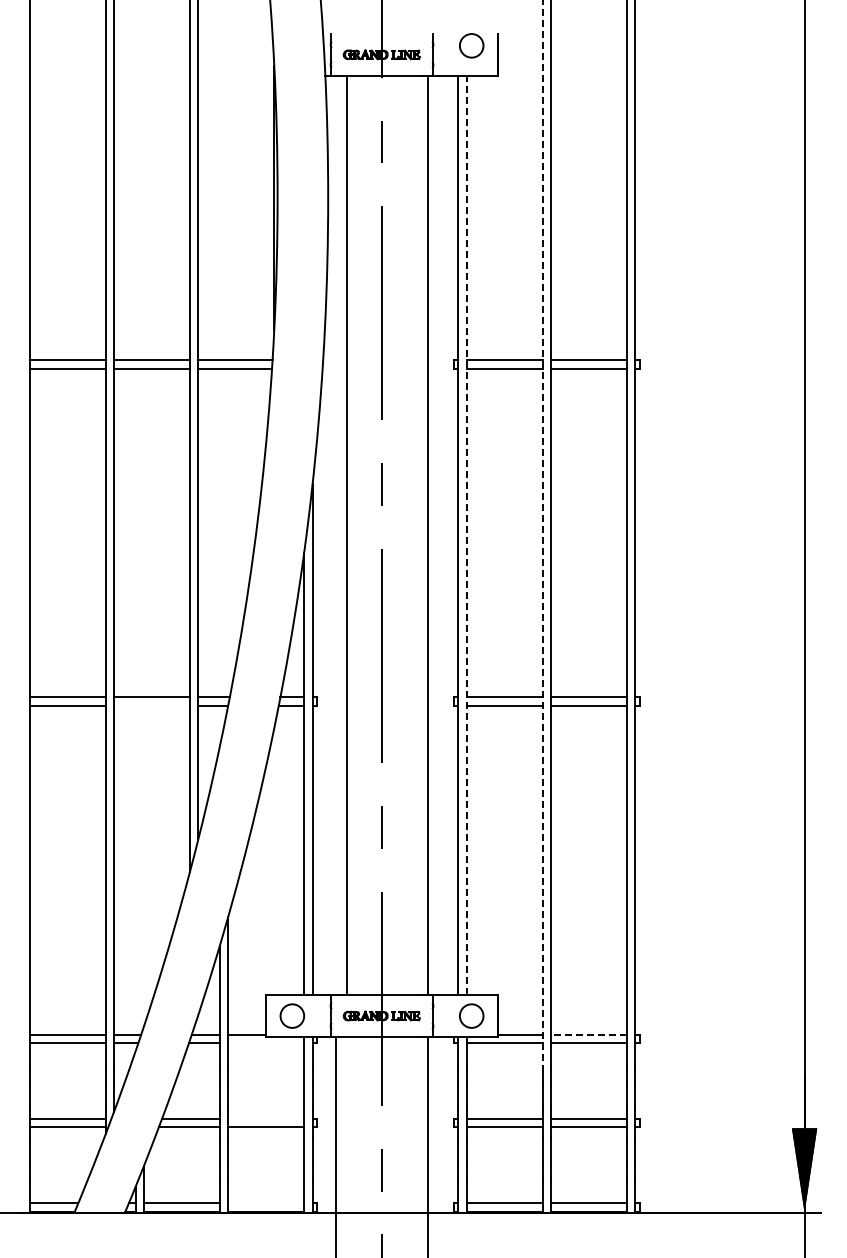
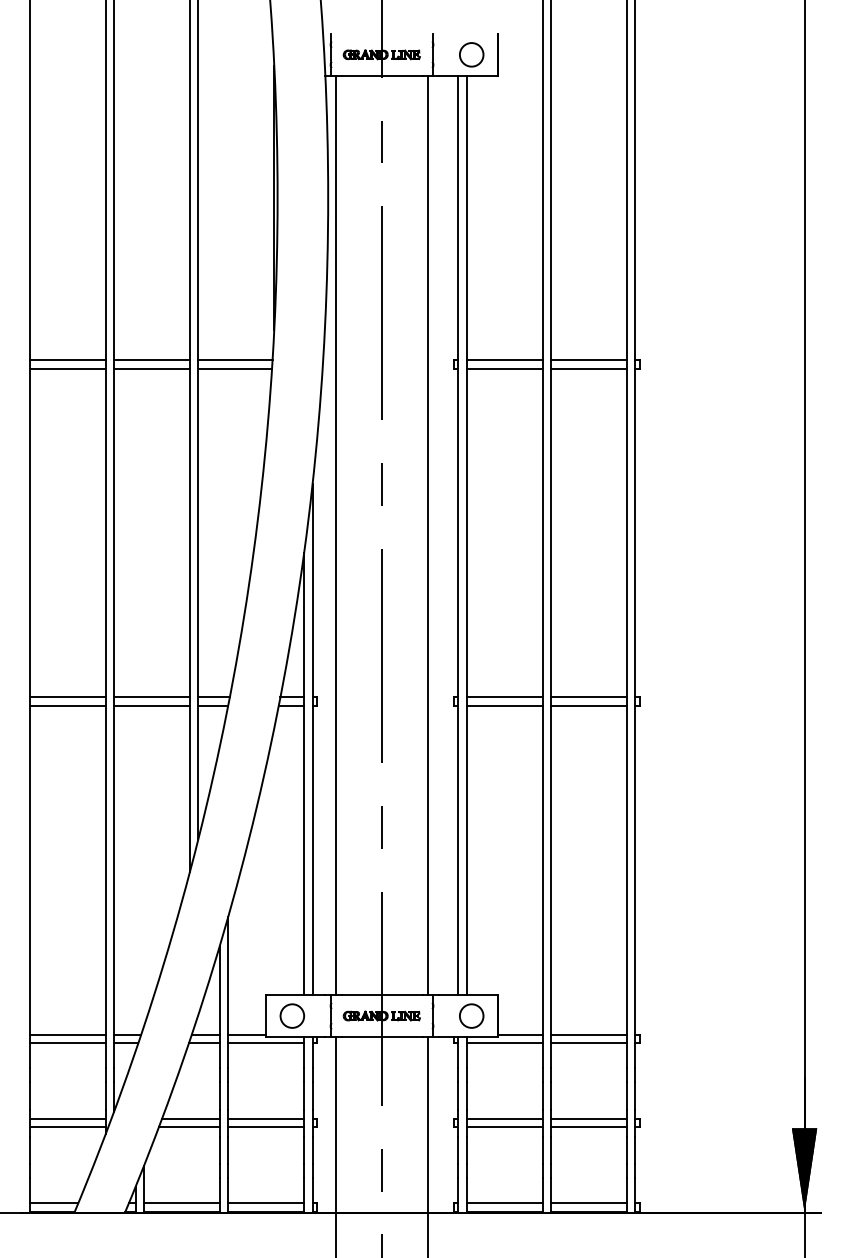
circle position: (471, 45) -> (471, 54) (471, 54)
line: dashed -> solid (542, 534)
line position: (346, 535) -> (335, 535) (335, 535)
line: dashed -> solid (466, 535)
line: none -> present (151, 705)
line: dashed -> solid (588, 1034)
line: none -> present (266, 1043)
line: none -> present (266, 1118)
line: none -> present (266, 1203)
